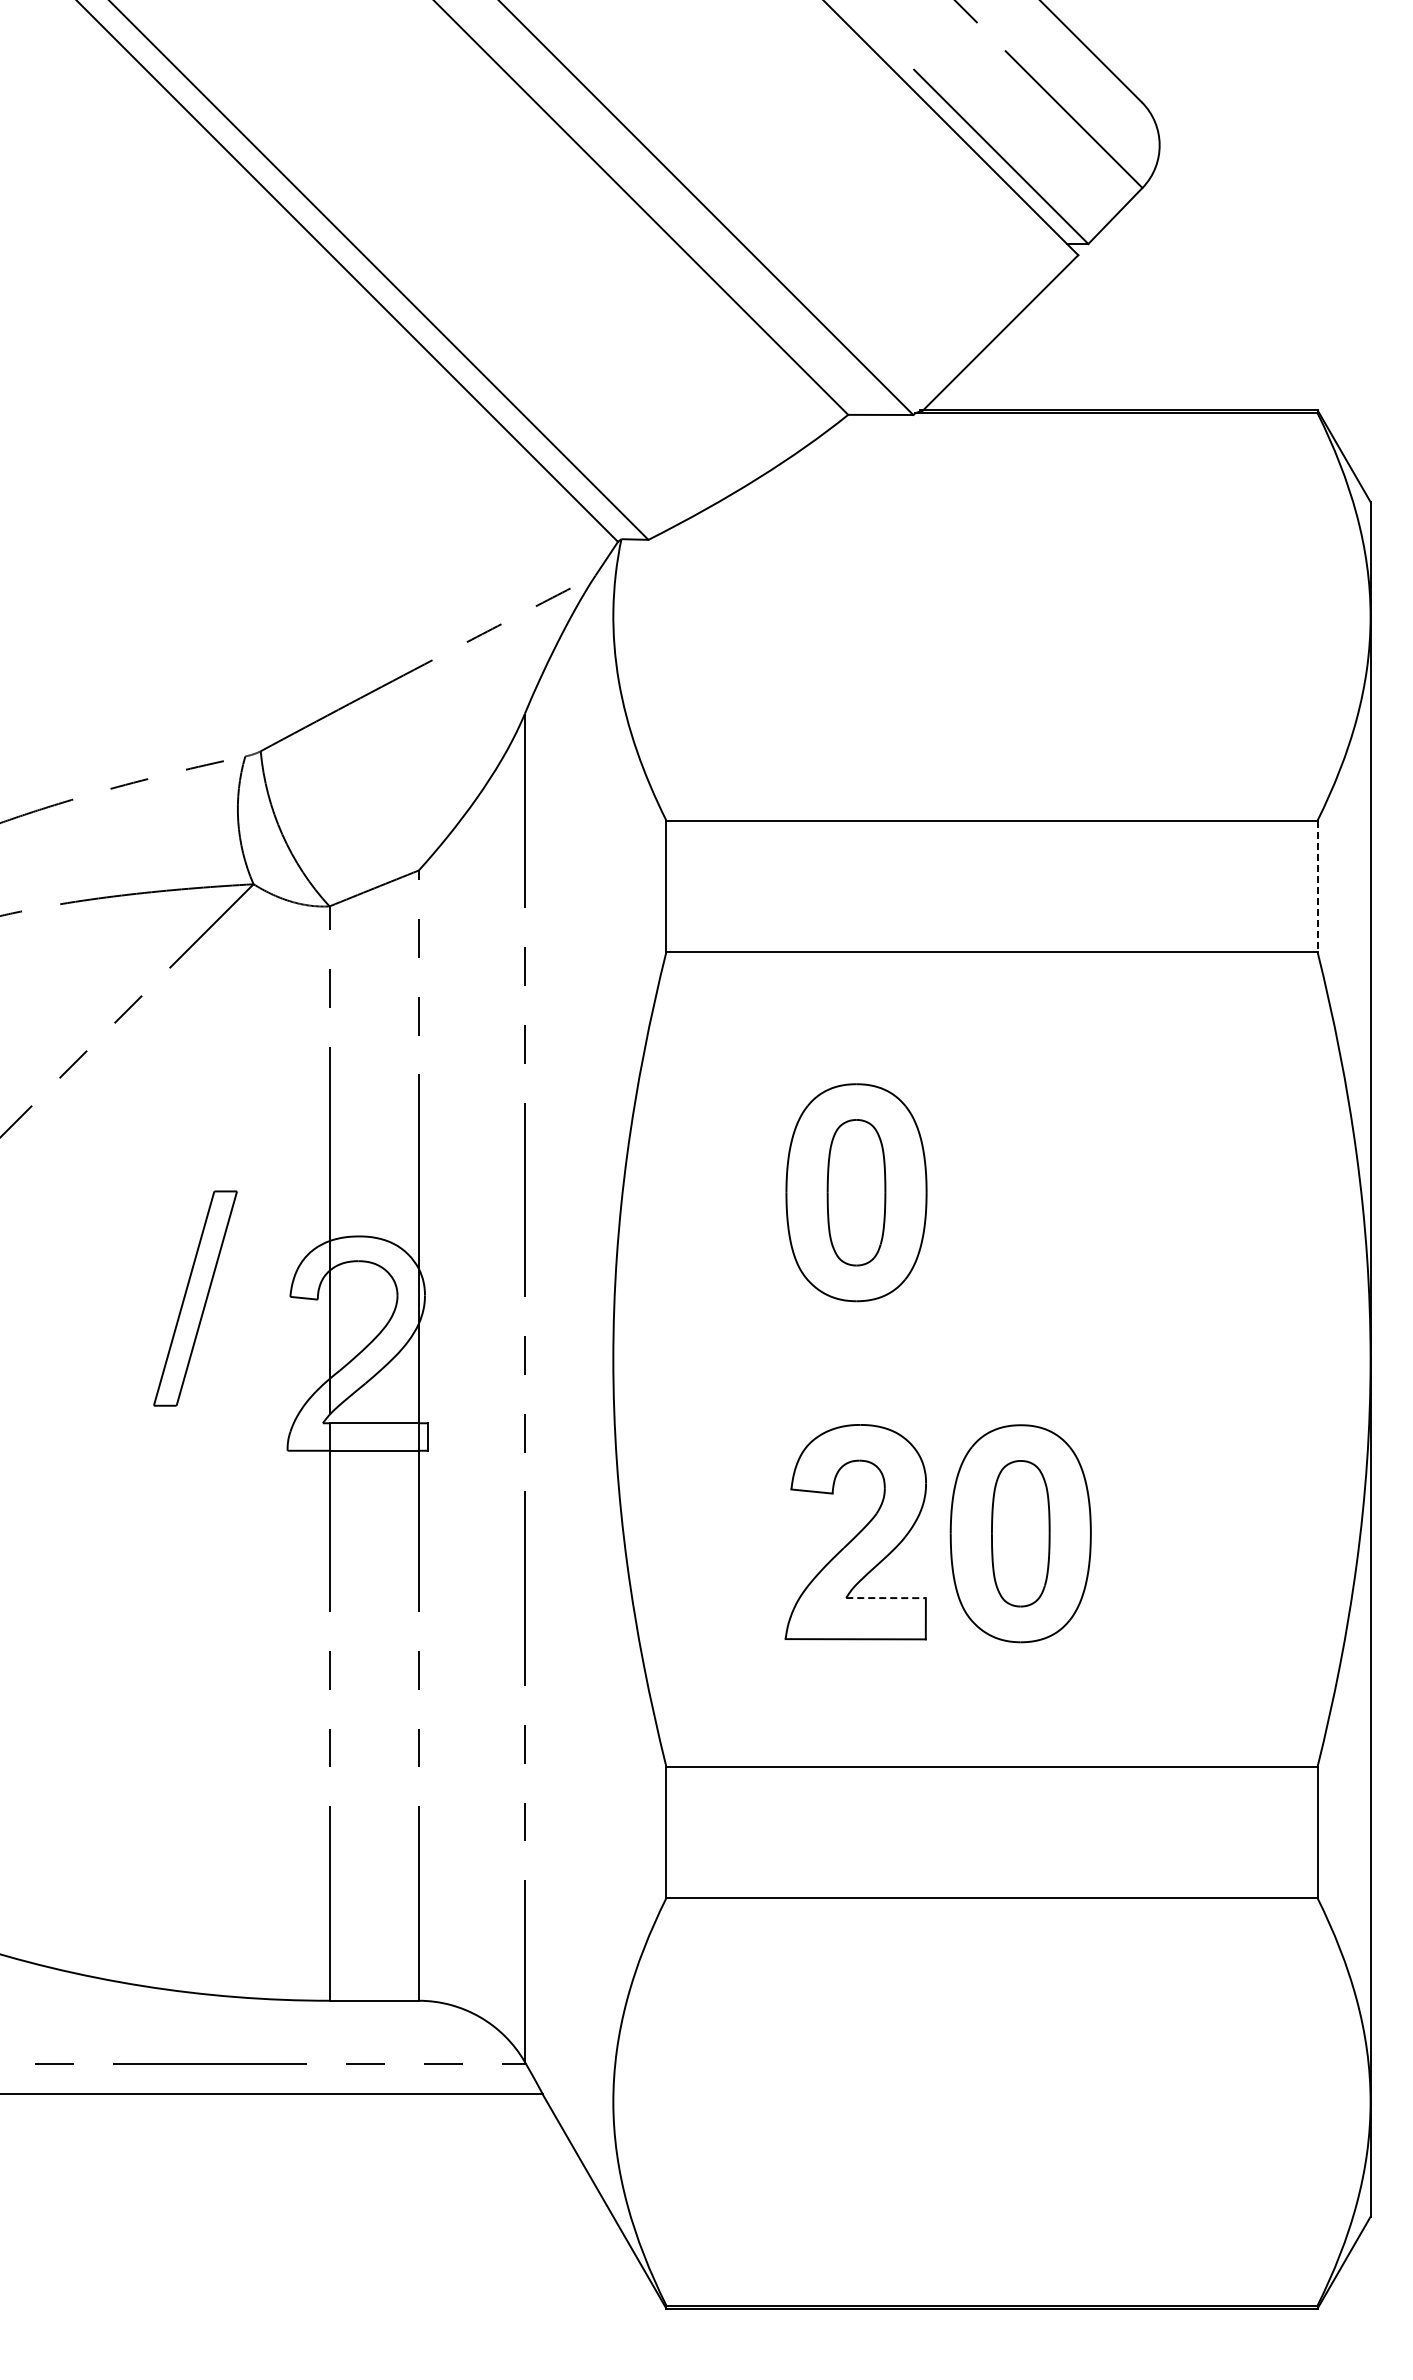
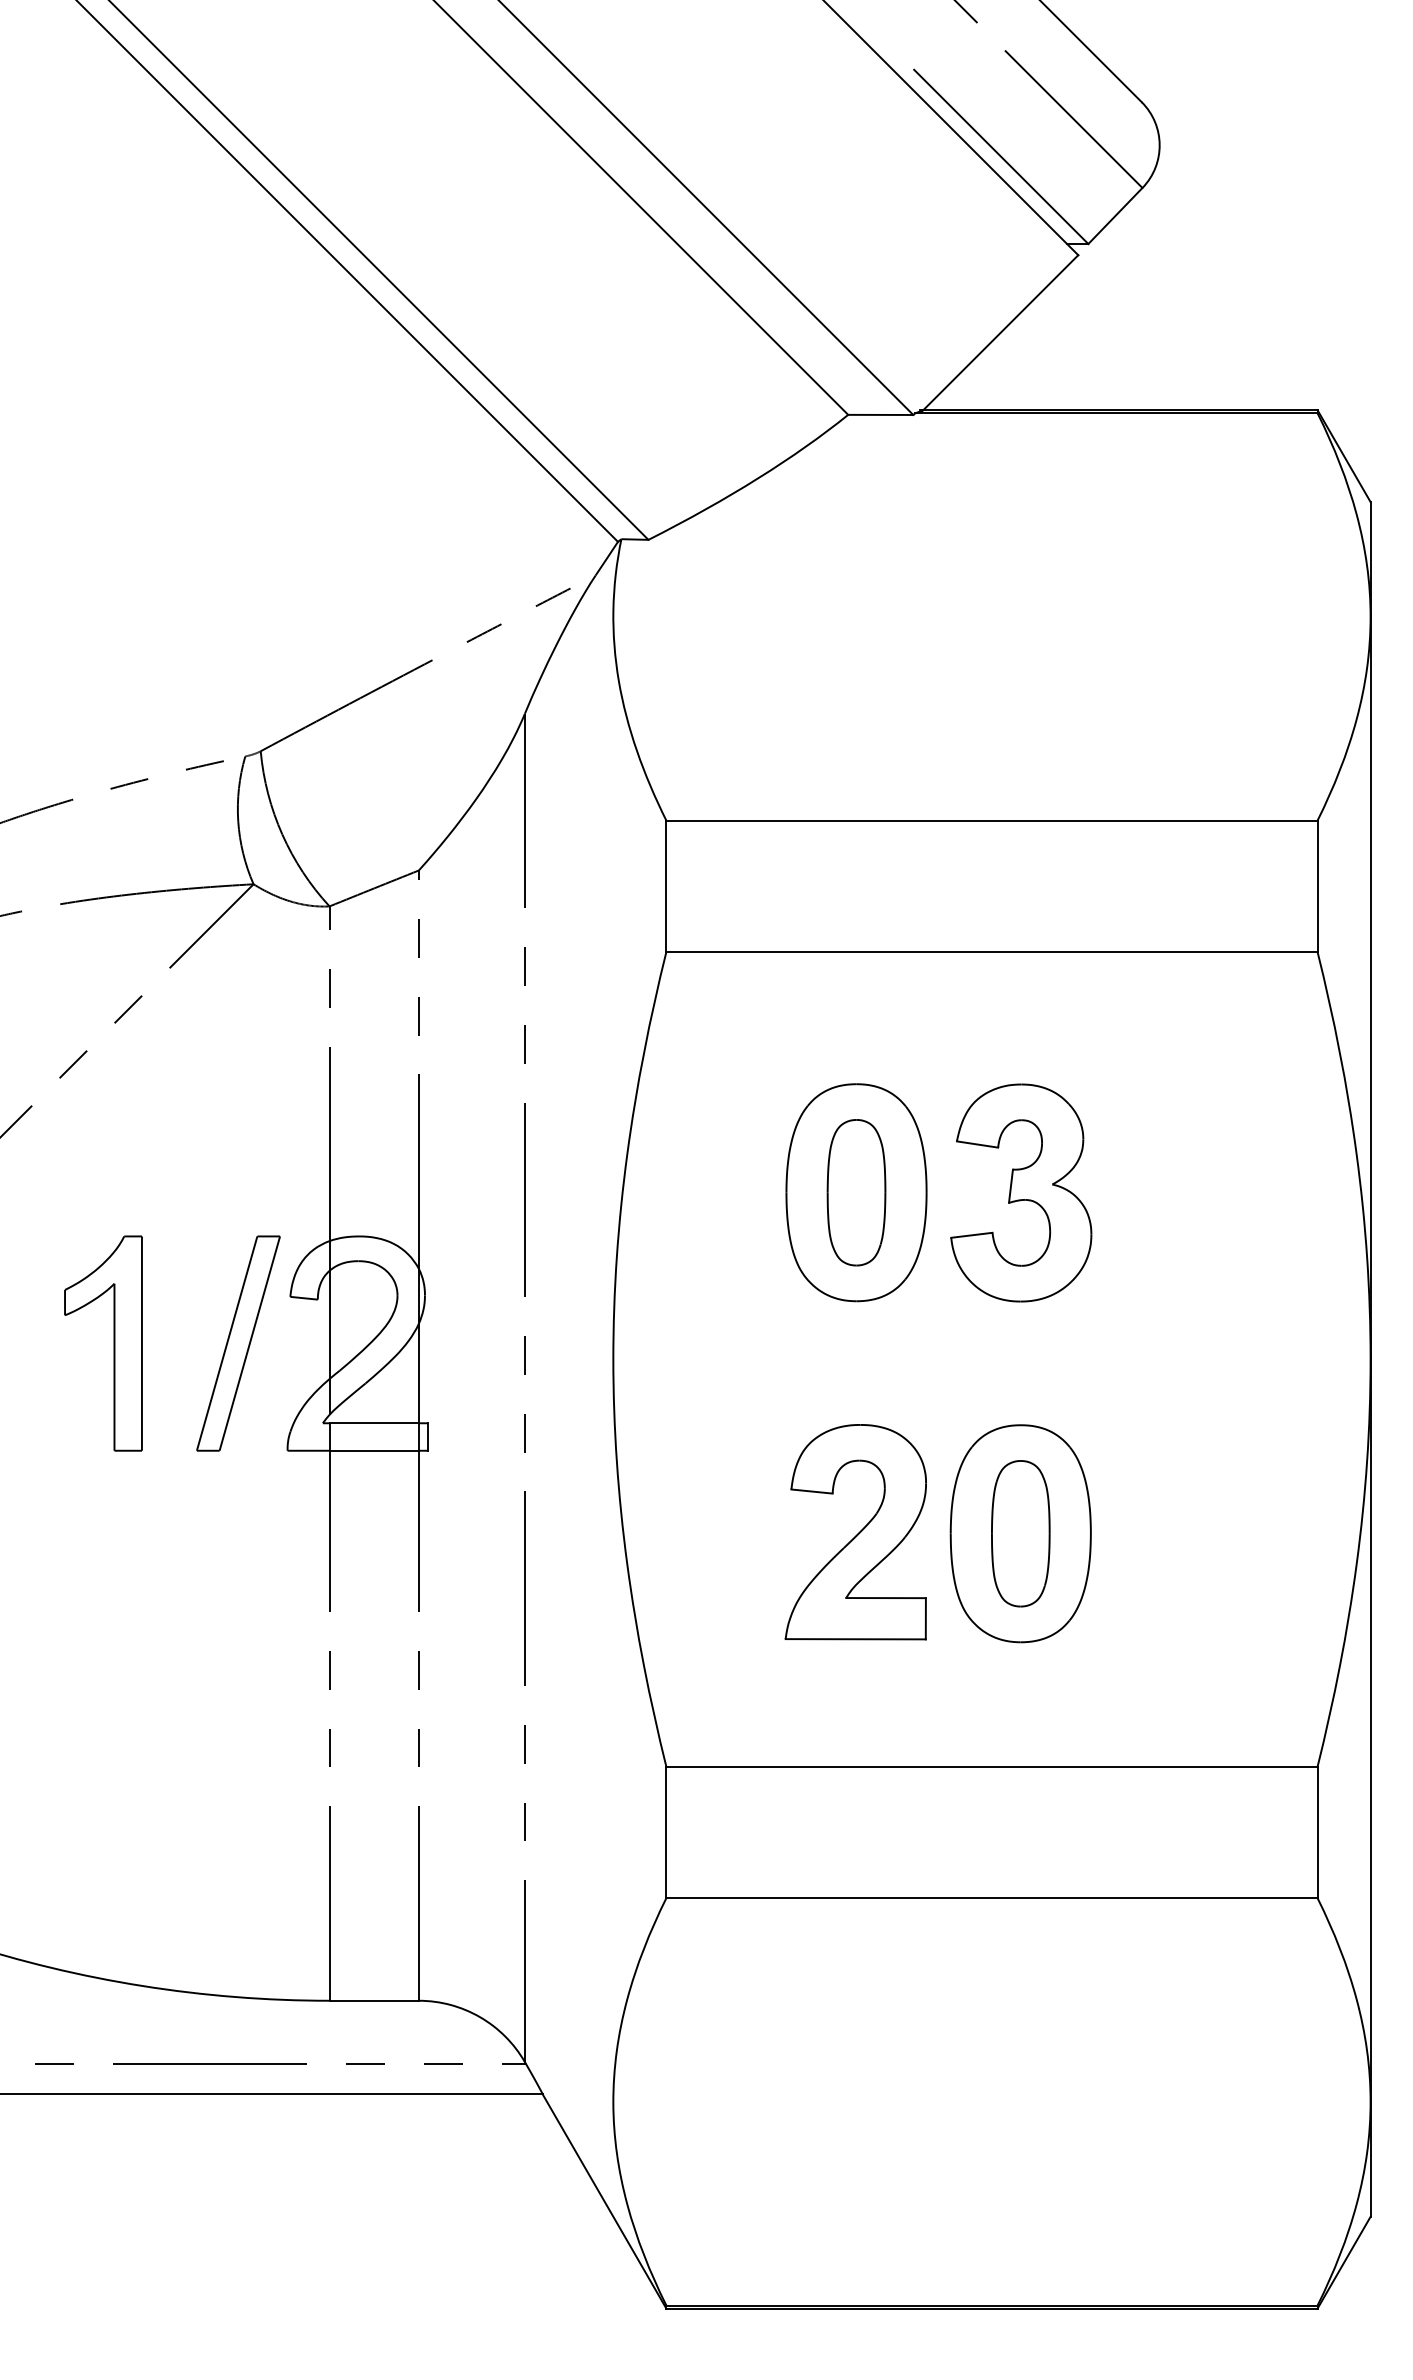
line: dashed -> solid (1317, 886)
part: none -> present (1021, 1192)
part position: (195, 1298) -> (238, 1343) (238, 1343)
part: none -> present (113, 1343)
line: dashed -> solid (886, 1598)
